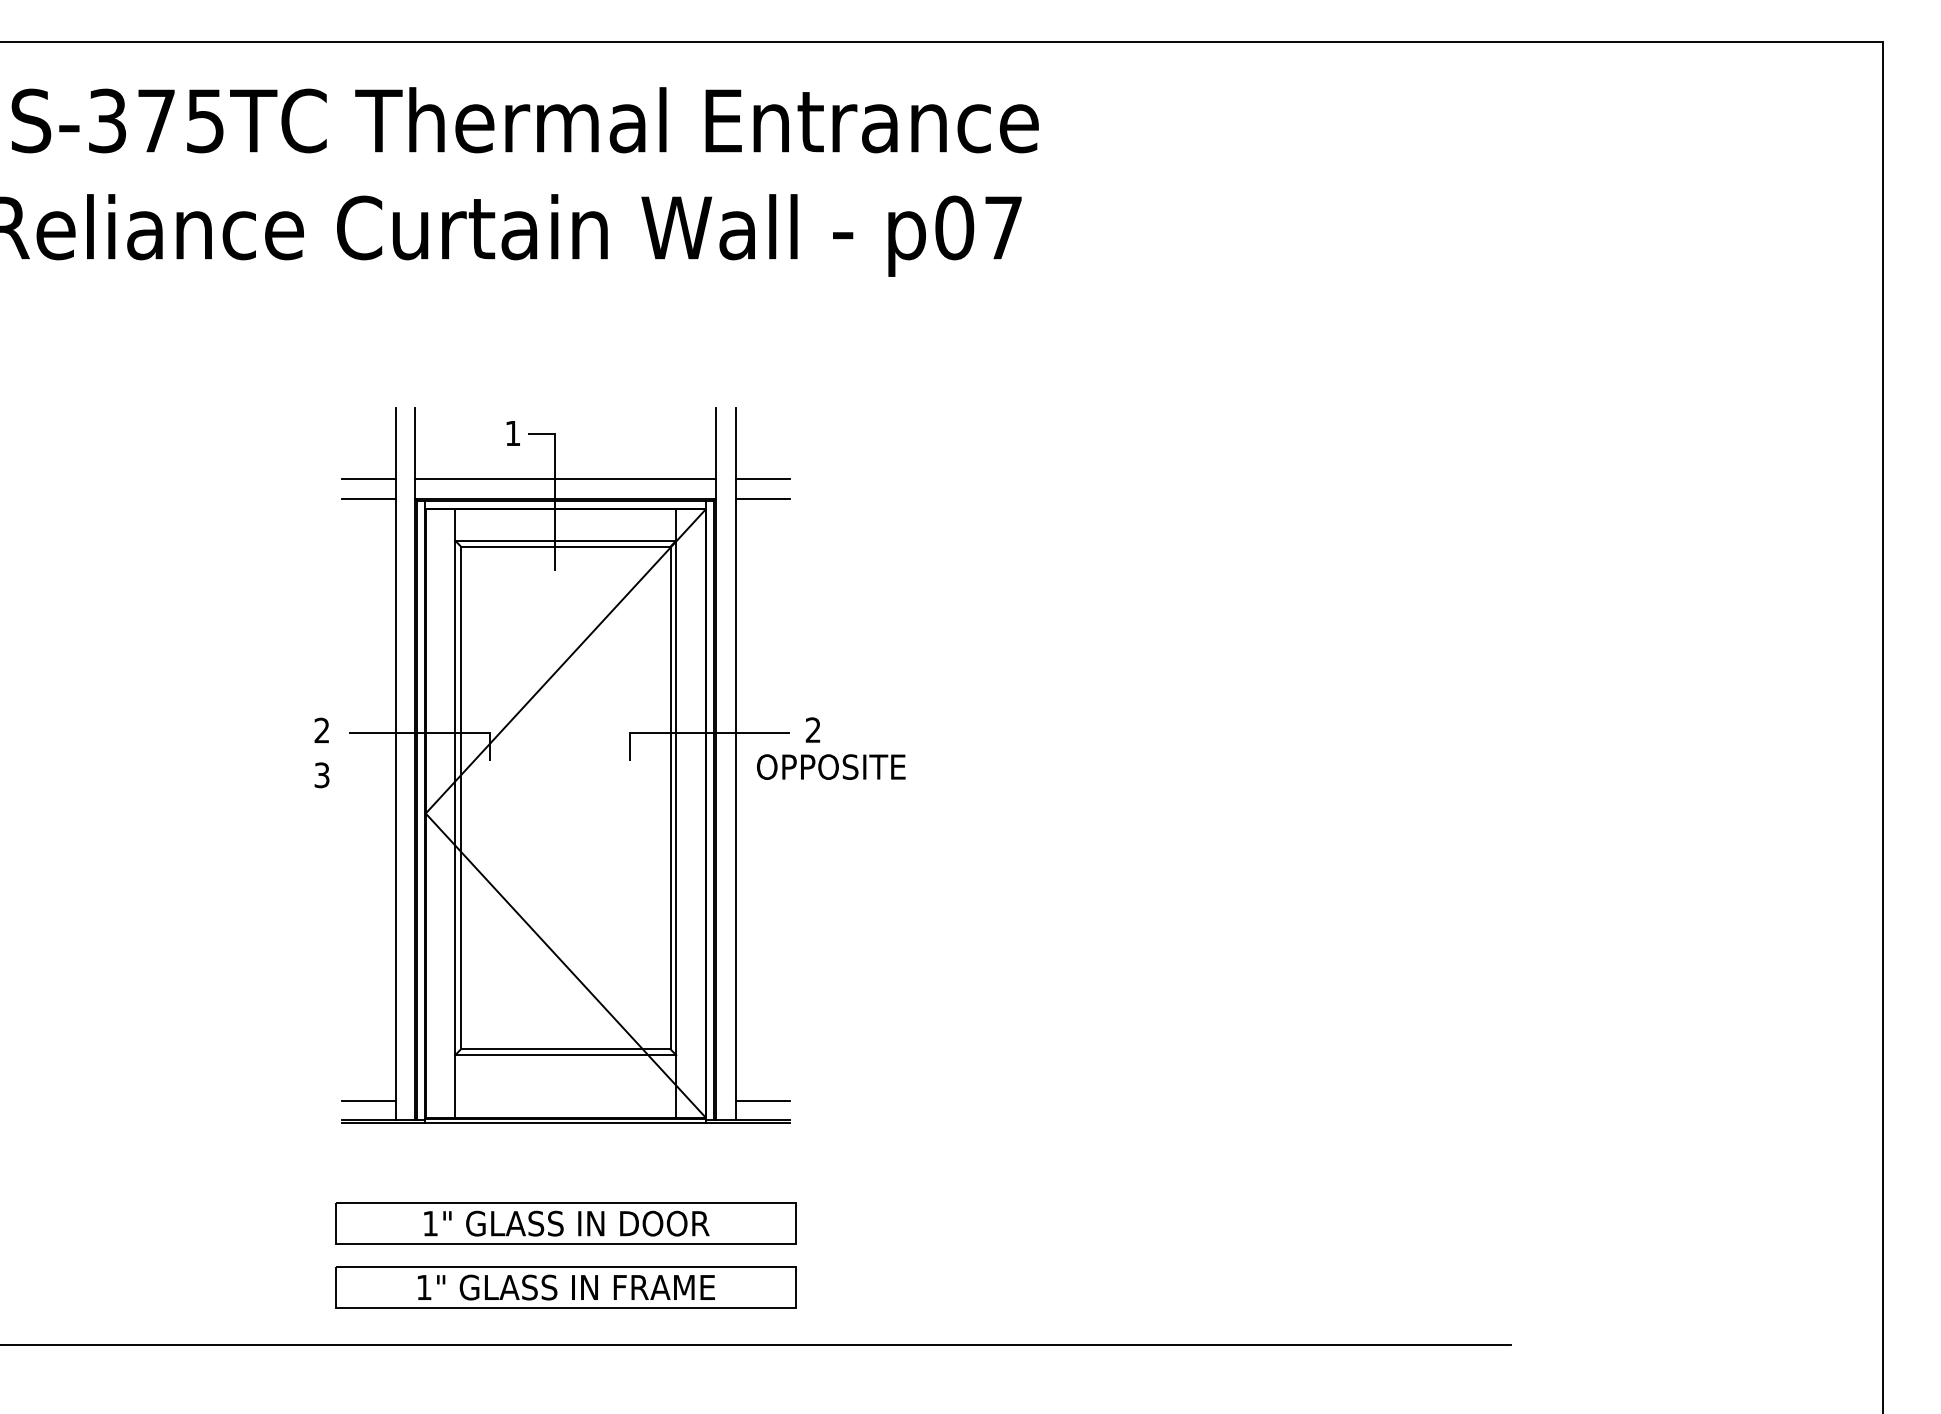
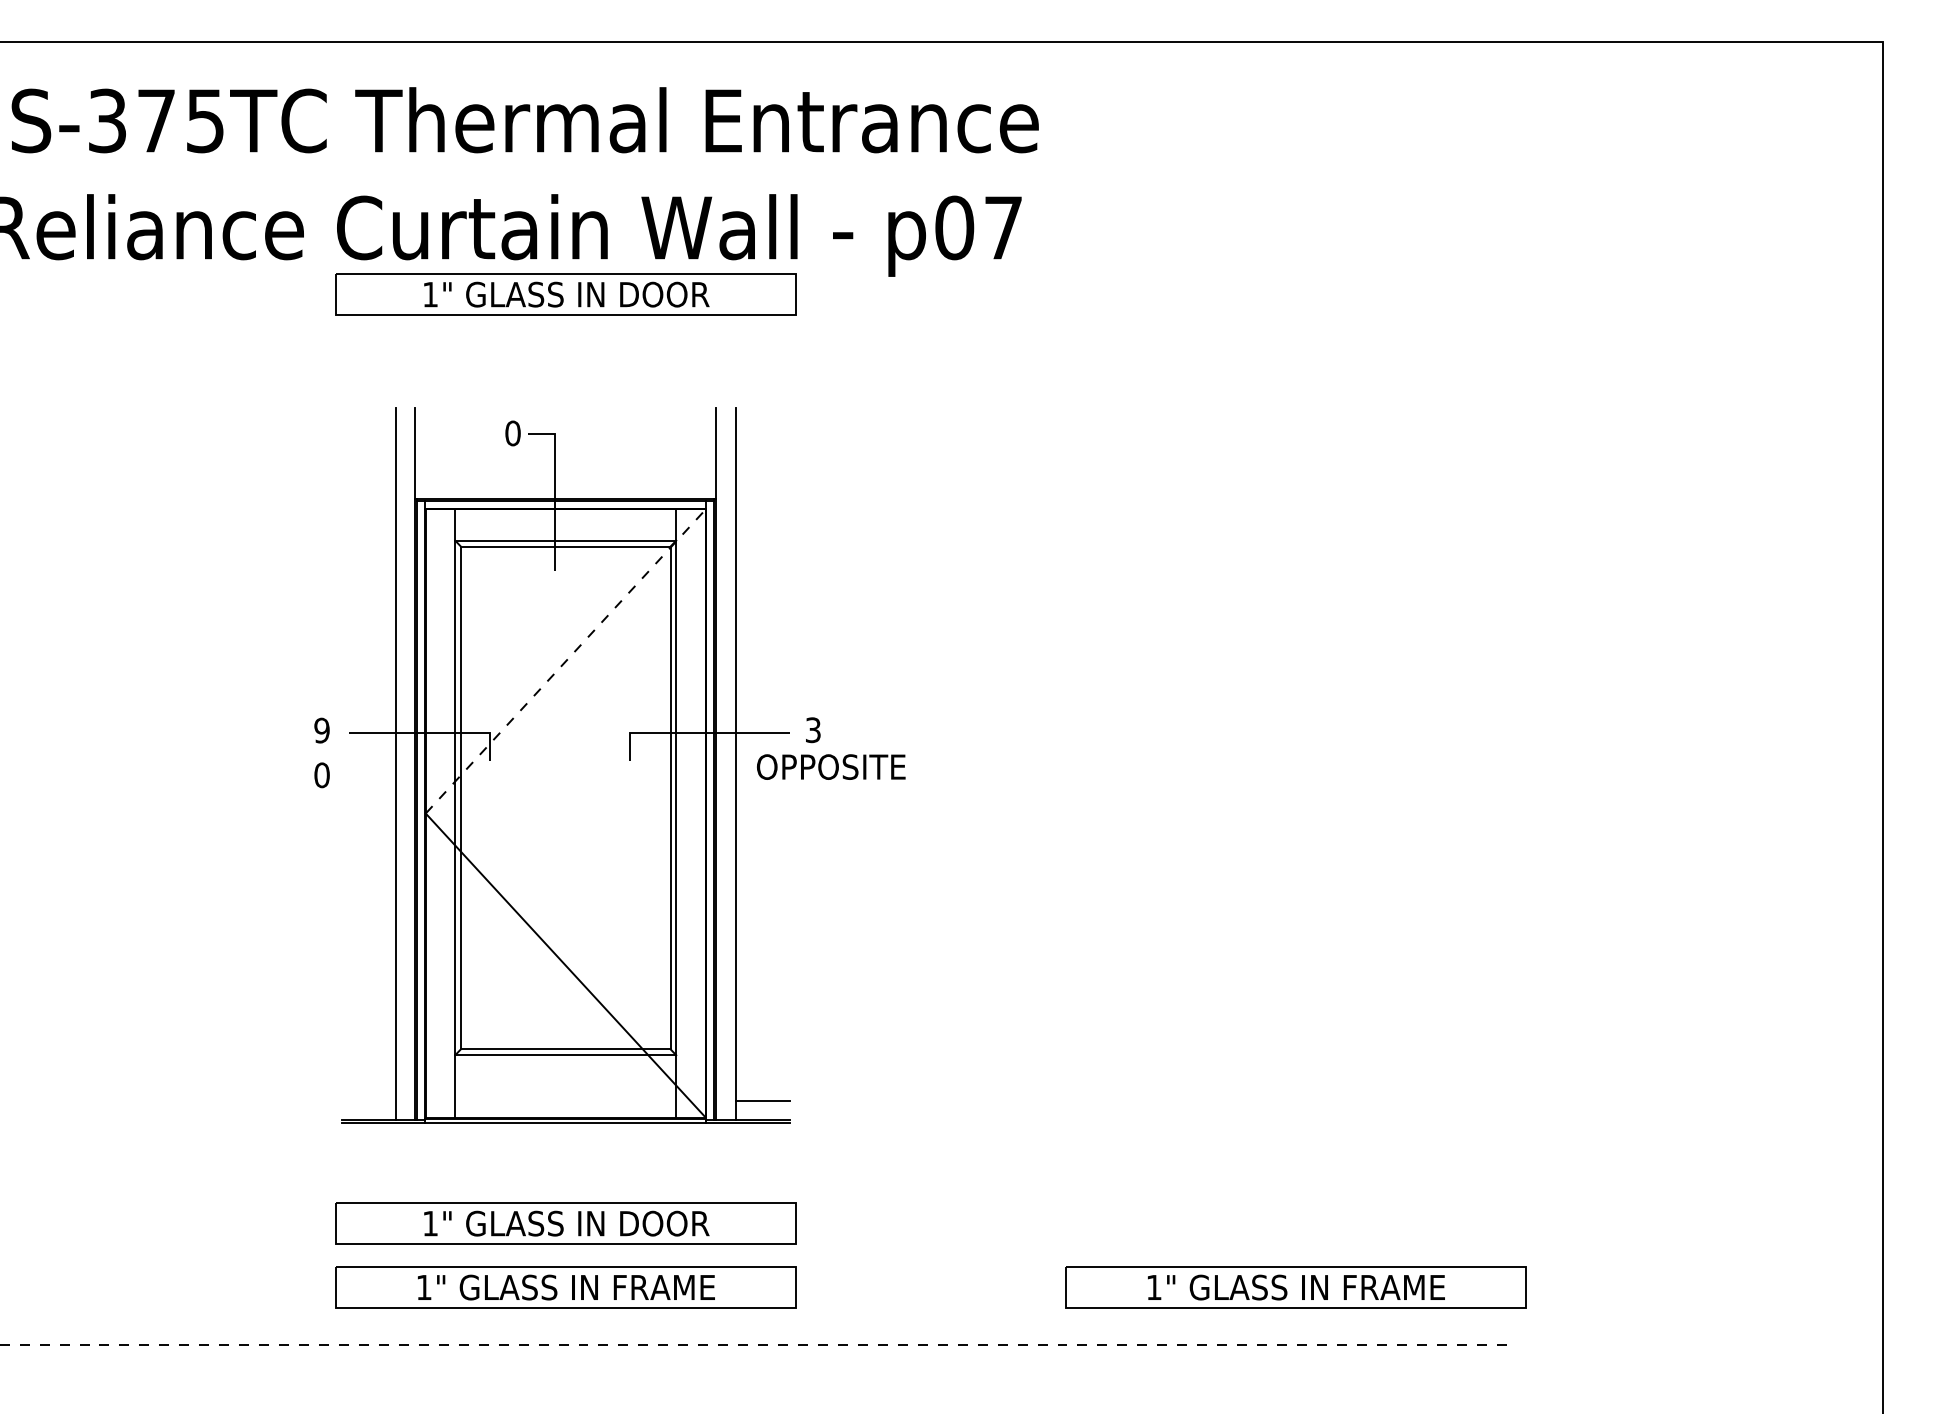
part: none -> present (565, 294)
text: 1 -> 0 (512, 433)
line: present -> none (368, 479)
line: present -> none (565, 479)
line: present -> none (762, 479)
line: present -> none (368, 498)
line: present -> none (762, 498)
line: solid -> dashed (565, 661)
text: 2 -> 9 (321, 730)
text: 2 -> 3 (812, 730)
text: 3 -> 0 (321, 775)
line: present -> none (368, 1100)
part: none -> present (1295, 1287)
line: solid -> dashed (756, 1345)
